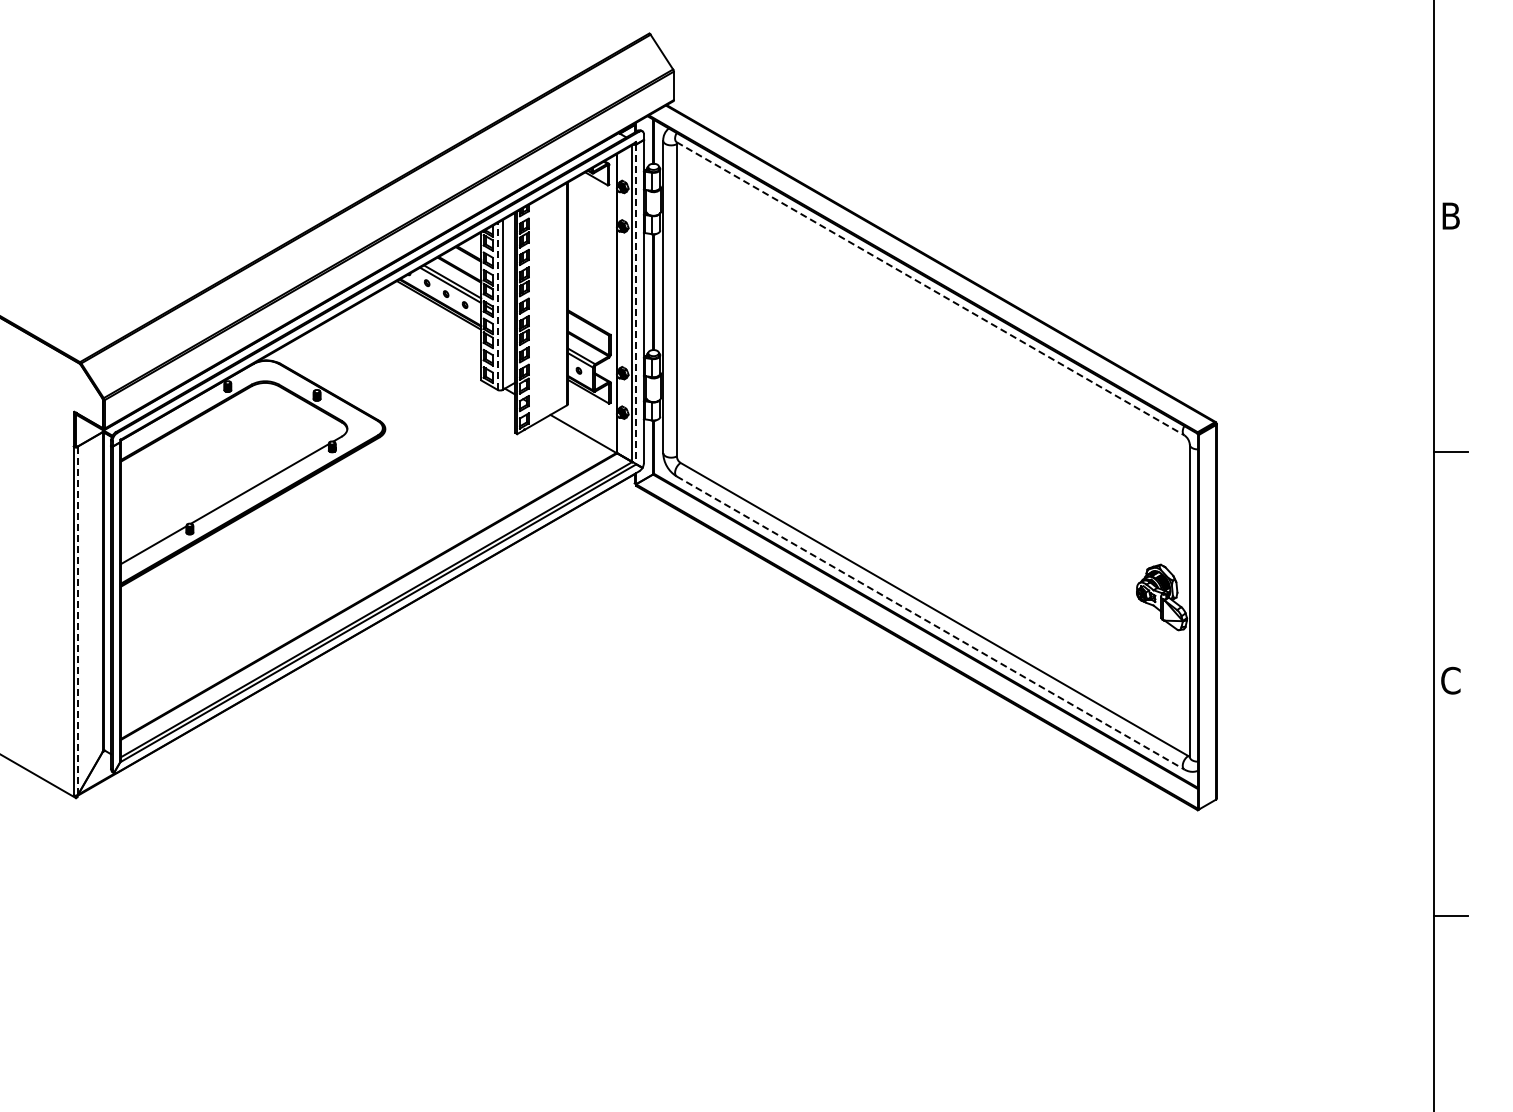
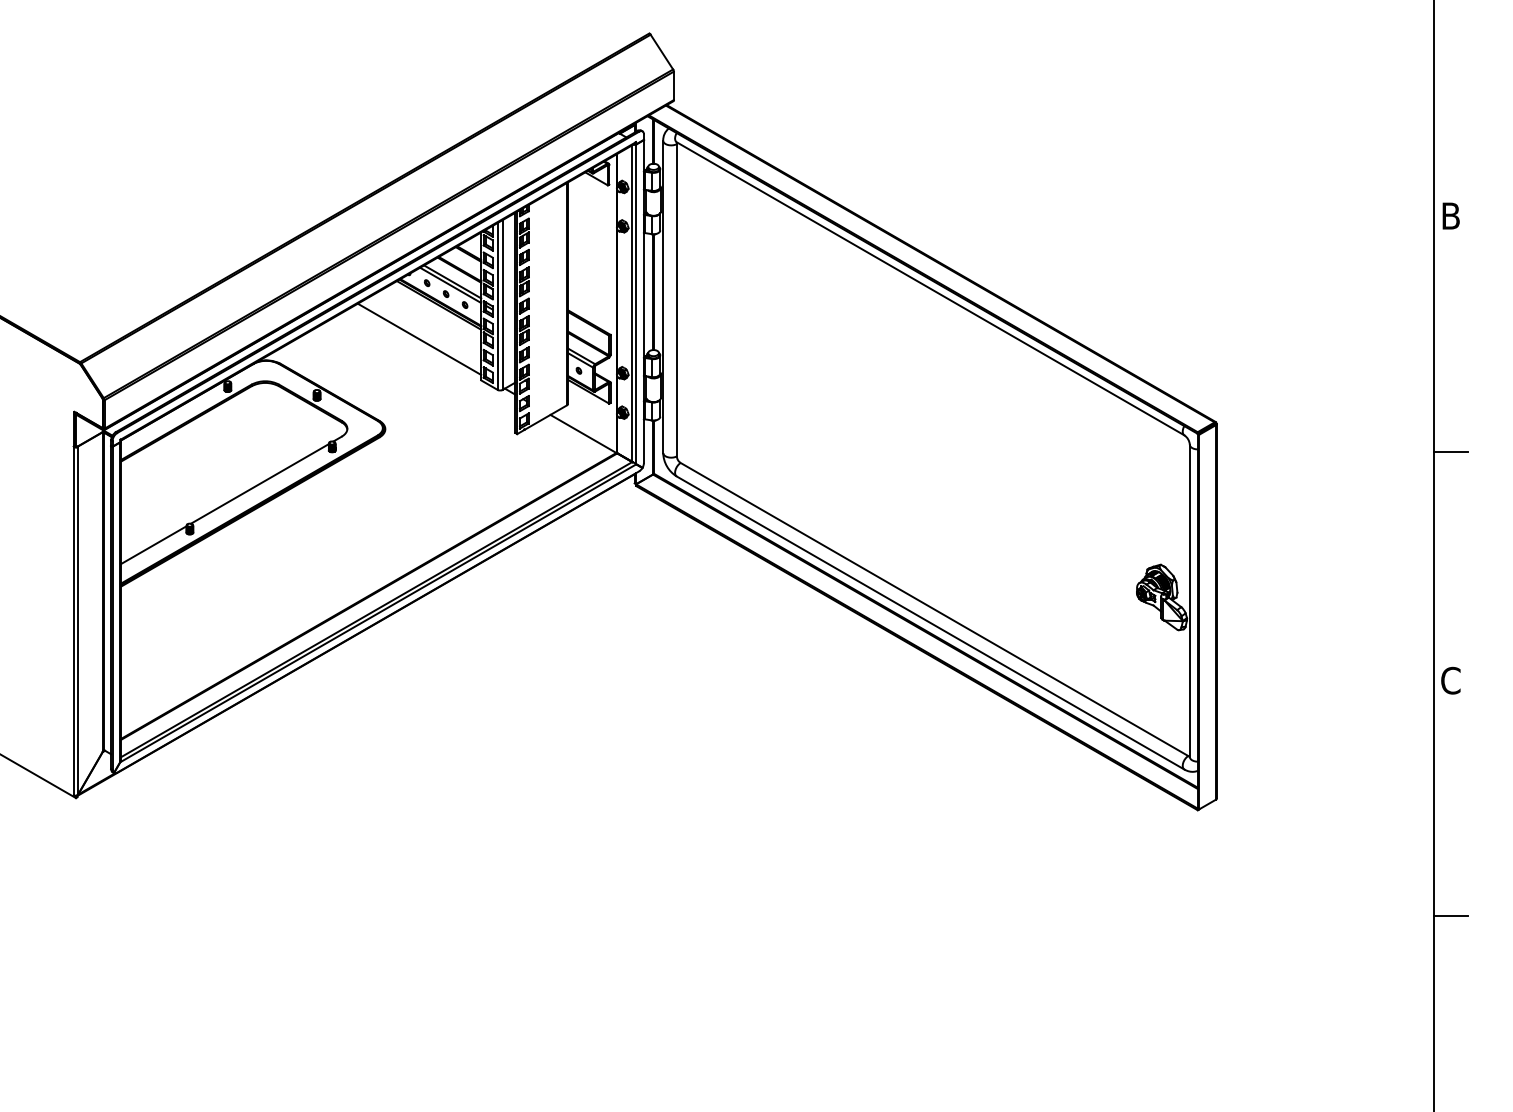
line: dashed -> solid (931, 289)
line: dashed -> solid (636, 304)
line: dashed -> solid (497, 305)
line: none -> present (419, 338)
line: dashed -> solid (78, 621)
line: dashed -> solid (931, 623)
